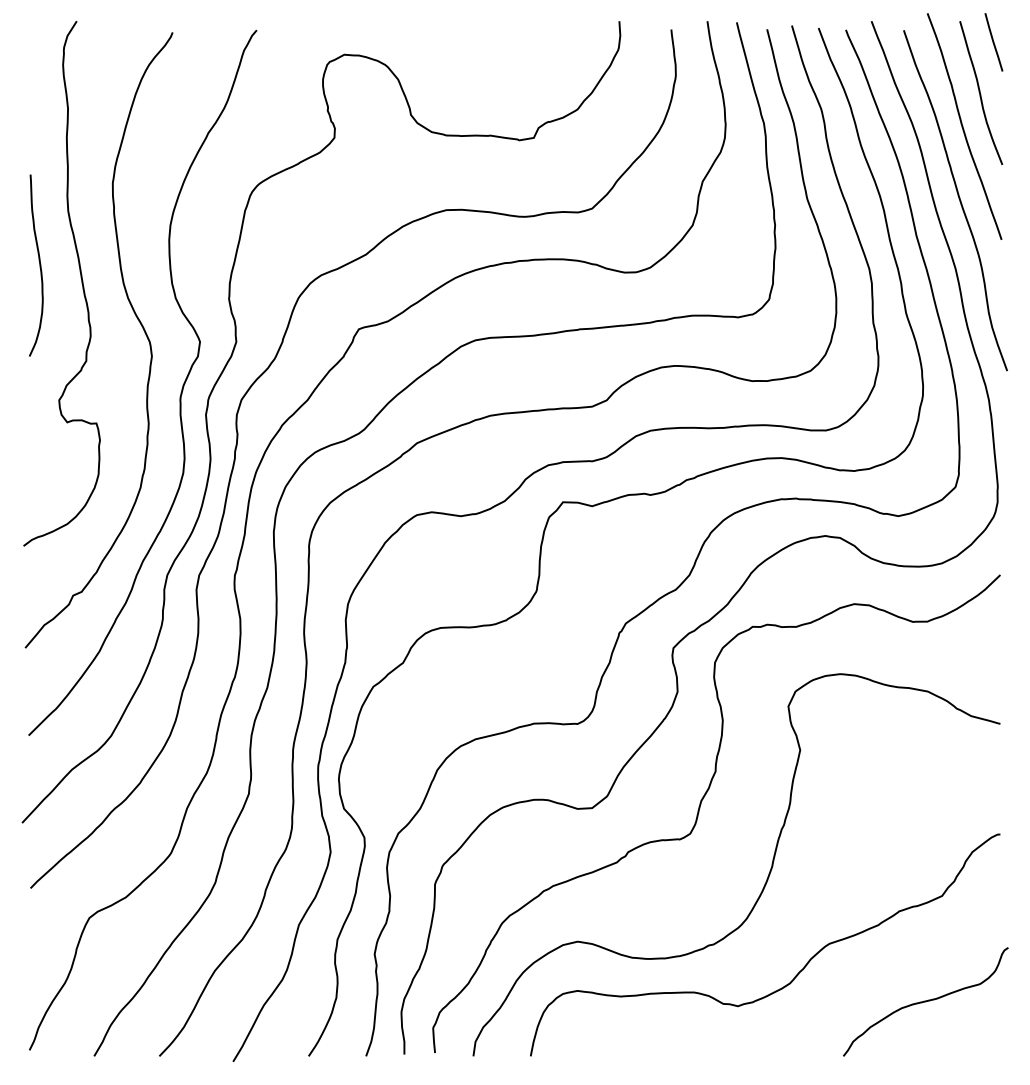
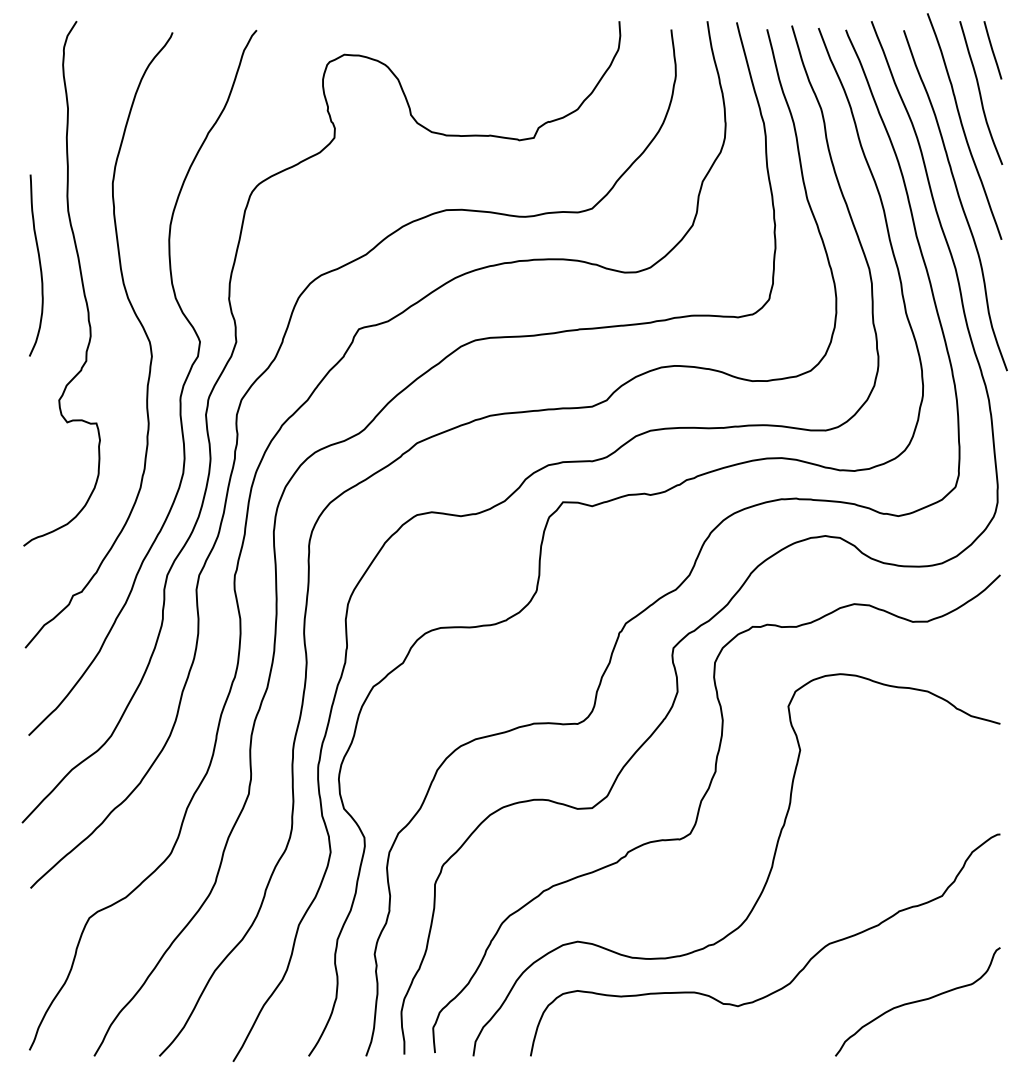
line position: (993, 42) -> (992, 50) (992, 50)
curve position: (925, 1001) -> (917, 1001) (917, 1001)
